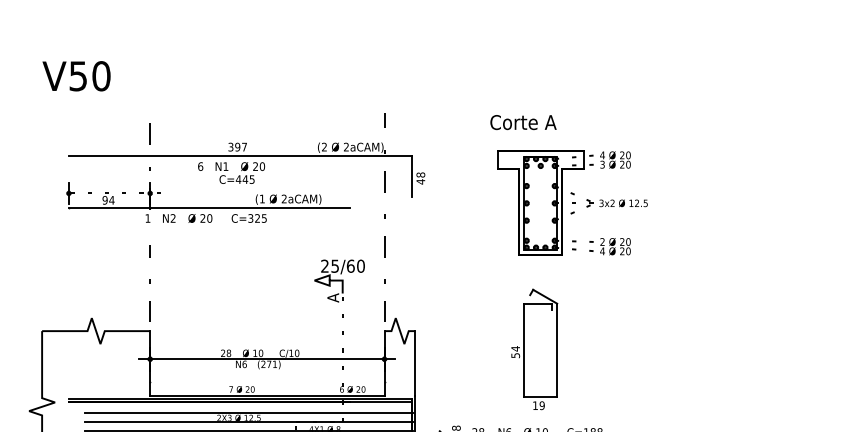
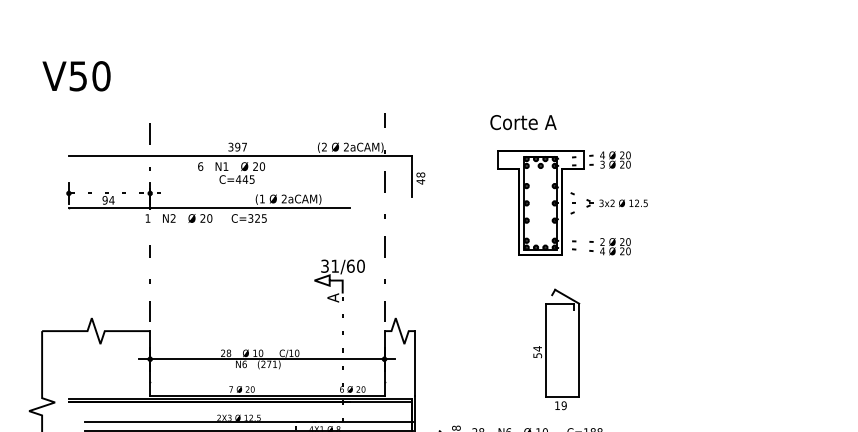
text: 25/60 -> 31/60 (329, 265)
part position: (534, 349) -> (556, 349) (556, 349)
line: present -> none (248, 413)
